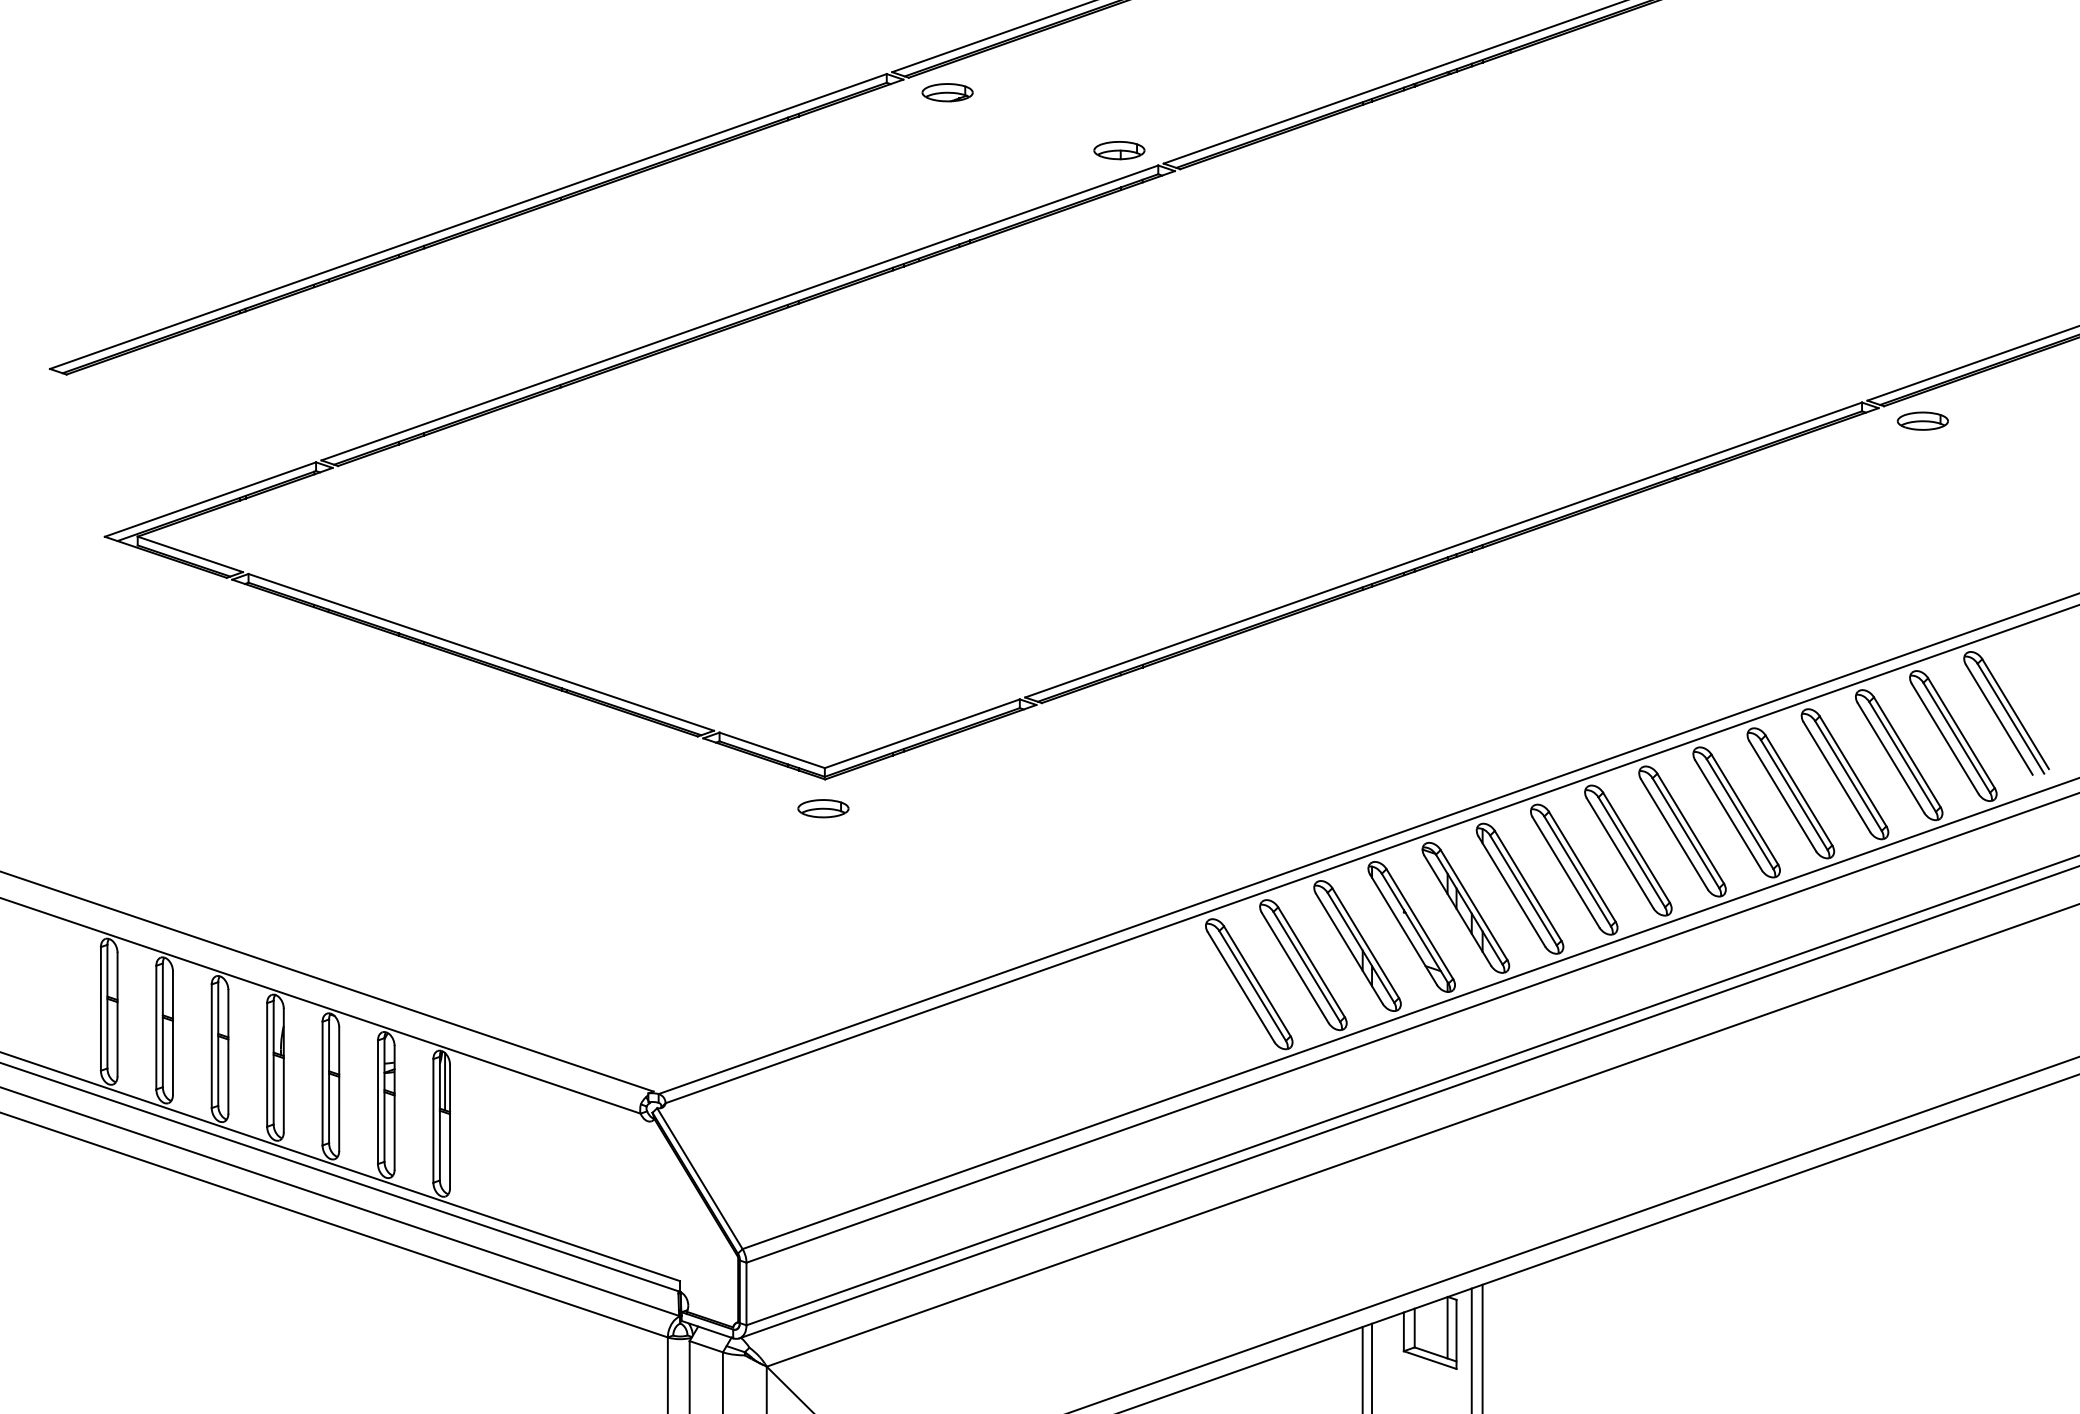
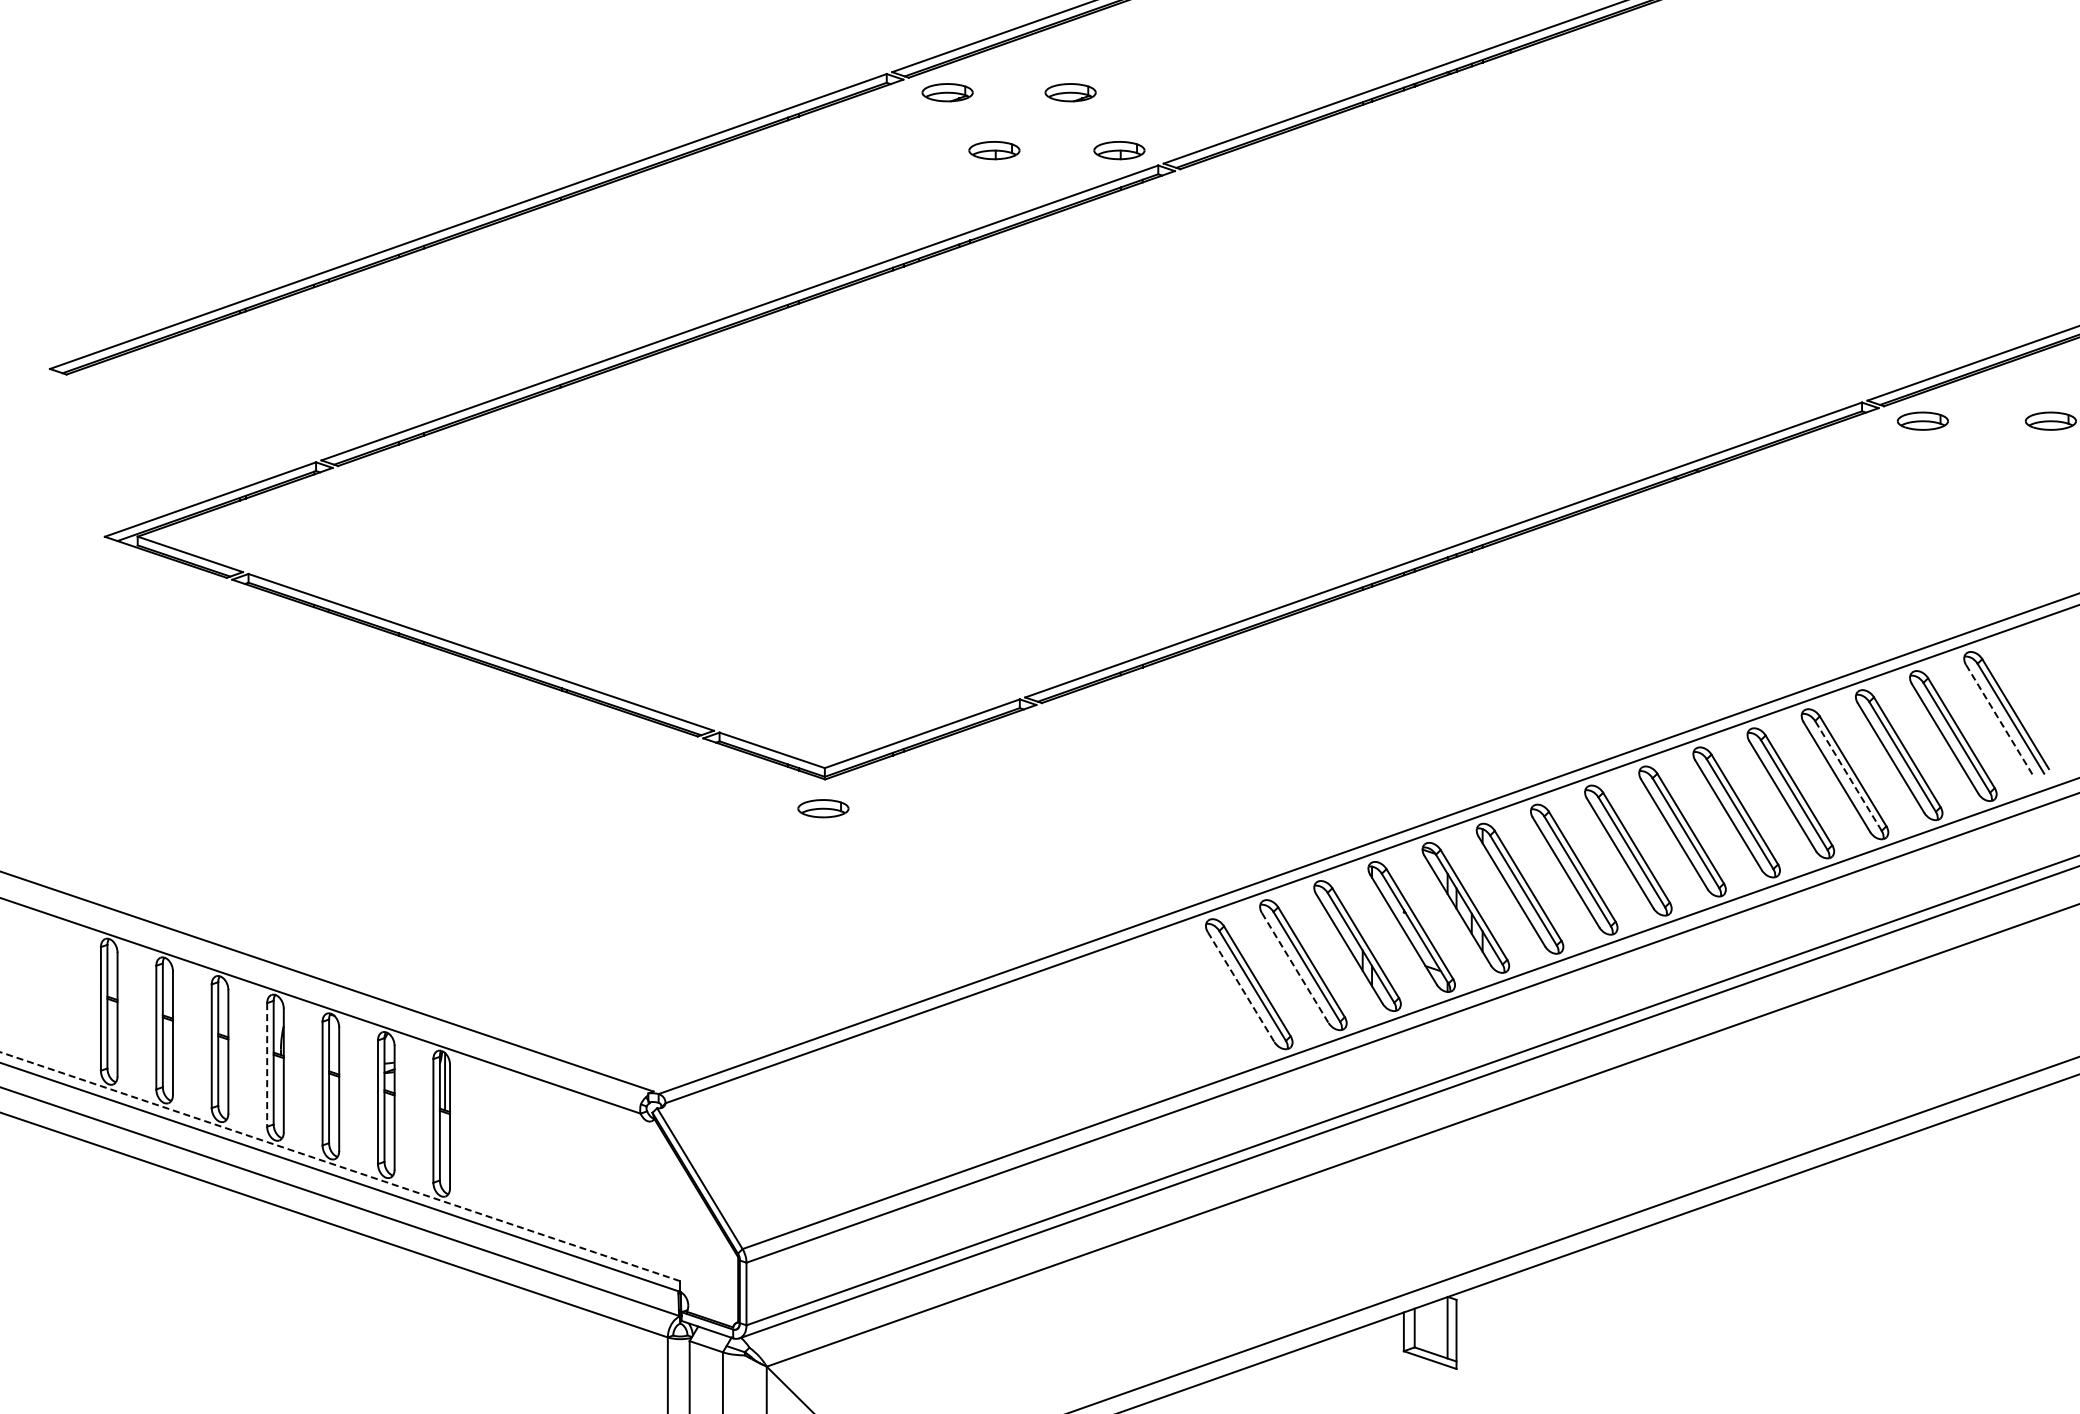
part: none -> present (1070, 92)
part: none -> present (994, 150)
part: none -> present (2050, 420)
line: solid -> dashed (1999, 720)
line: solid -> dashed (1848, 775)
line: solid -> dashed (1295, 968)
line: solid -> dashed (1241, 987)
line: solid -> dashed (267, 1064)
line: solid -> dashed (339, 1166)
line: present -> none (1482, 1347)
line: present -> none (1471, 1349)
line: present -> none (1372, 1366)
line: present -> none (1362, 1368)
